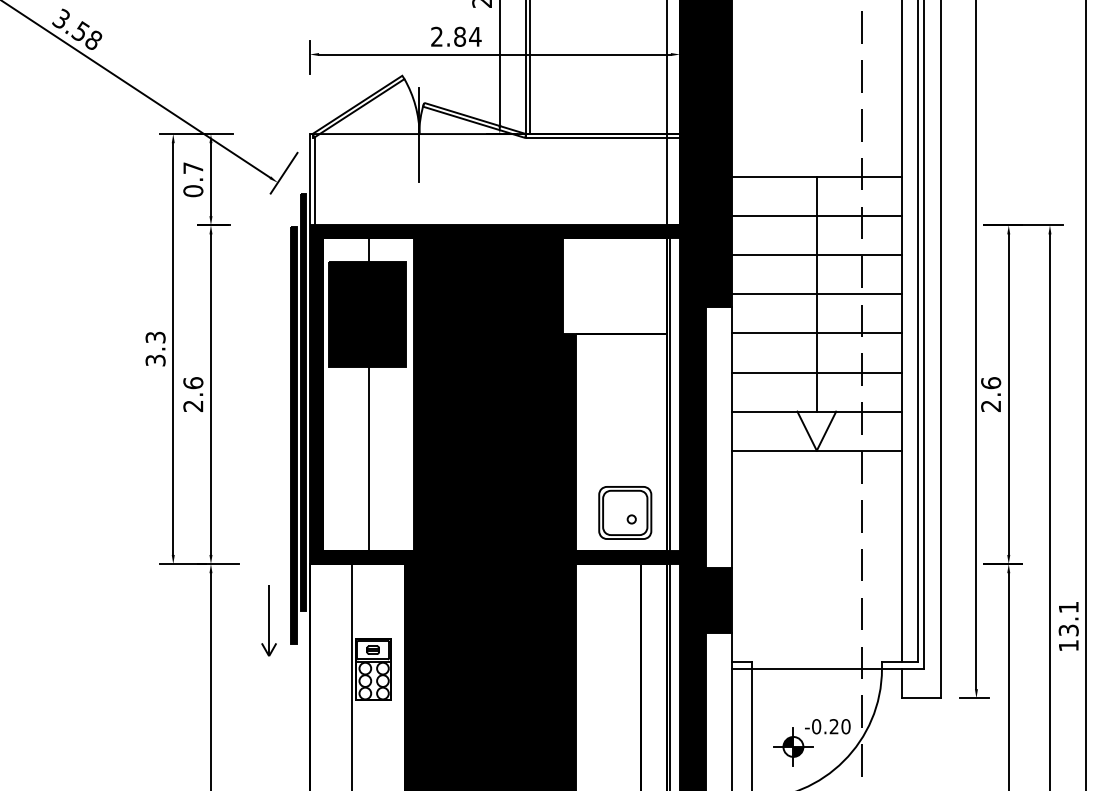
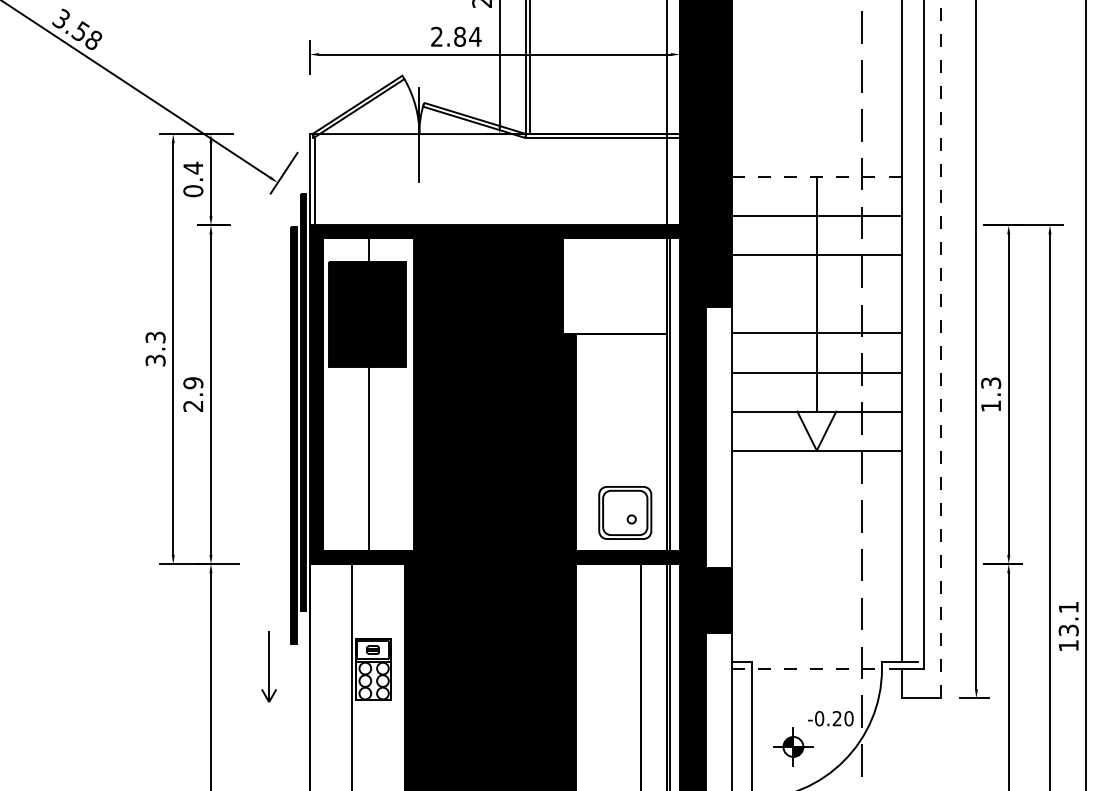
text: 0.7 -> 0.4 (193, 167)
line: solid -> dashed (816, 177)
line: present -> none (816, 294)
line: present -> none (917, 332)
line: solid -> dashed (940, 349)
text: 2.6 -> 2.9 (193, 383)
text: 2.6 -> 1.3 (991, 394)
part position: (268, 620) -> (268, 666) (268, 666)
line: solid -> dashed (816, 668)
text position: (827, 726) -> (830, 718) (830, 718)
